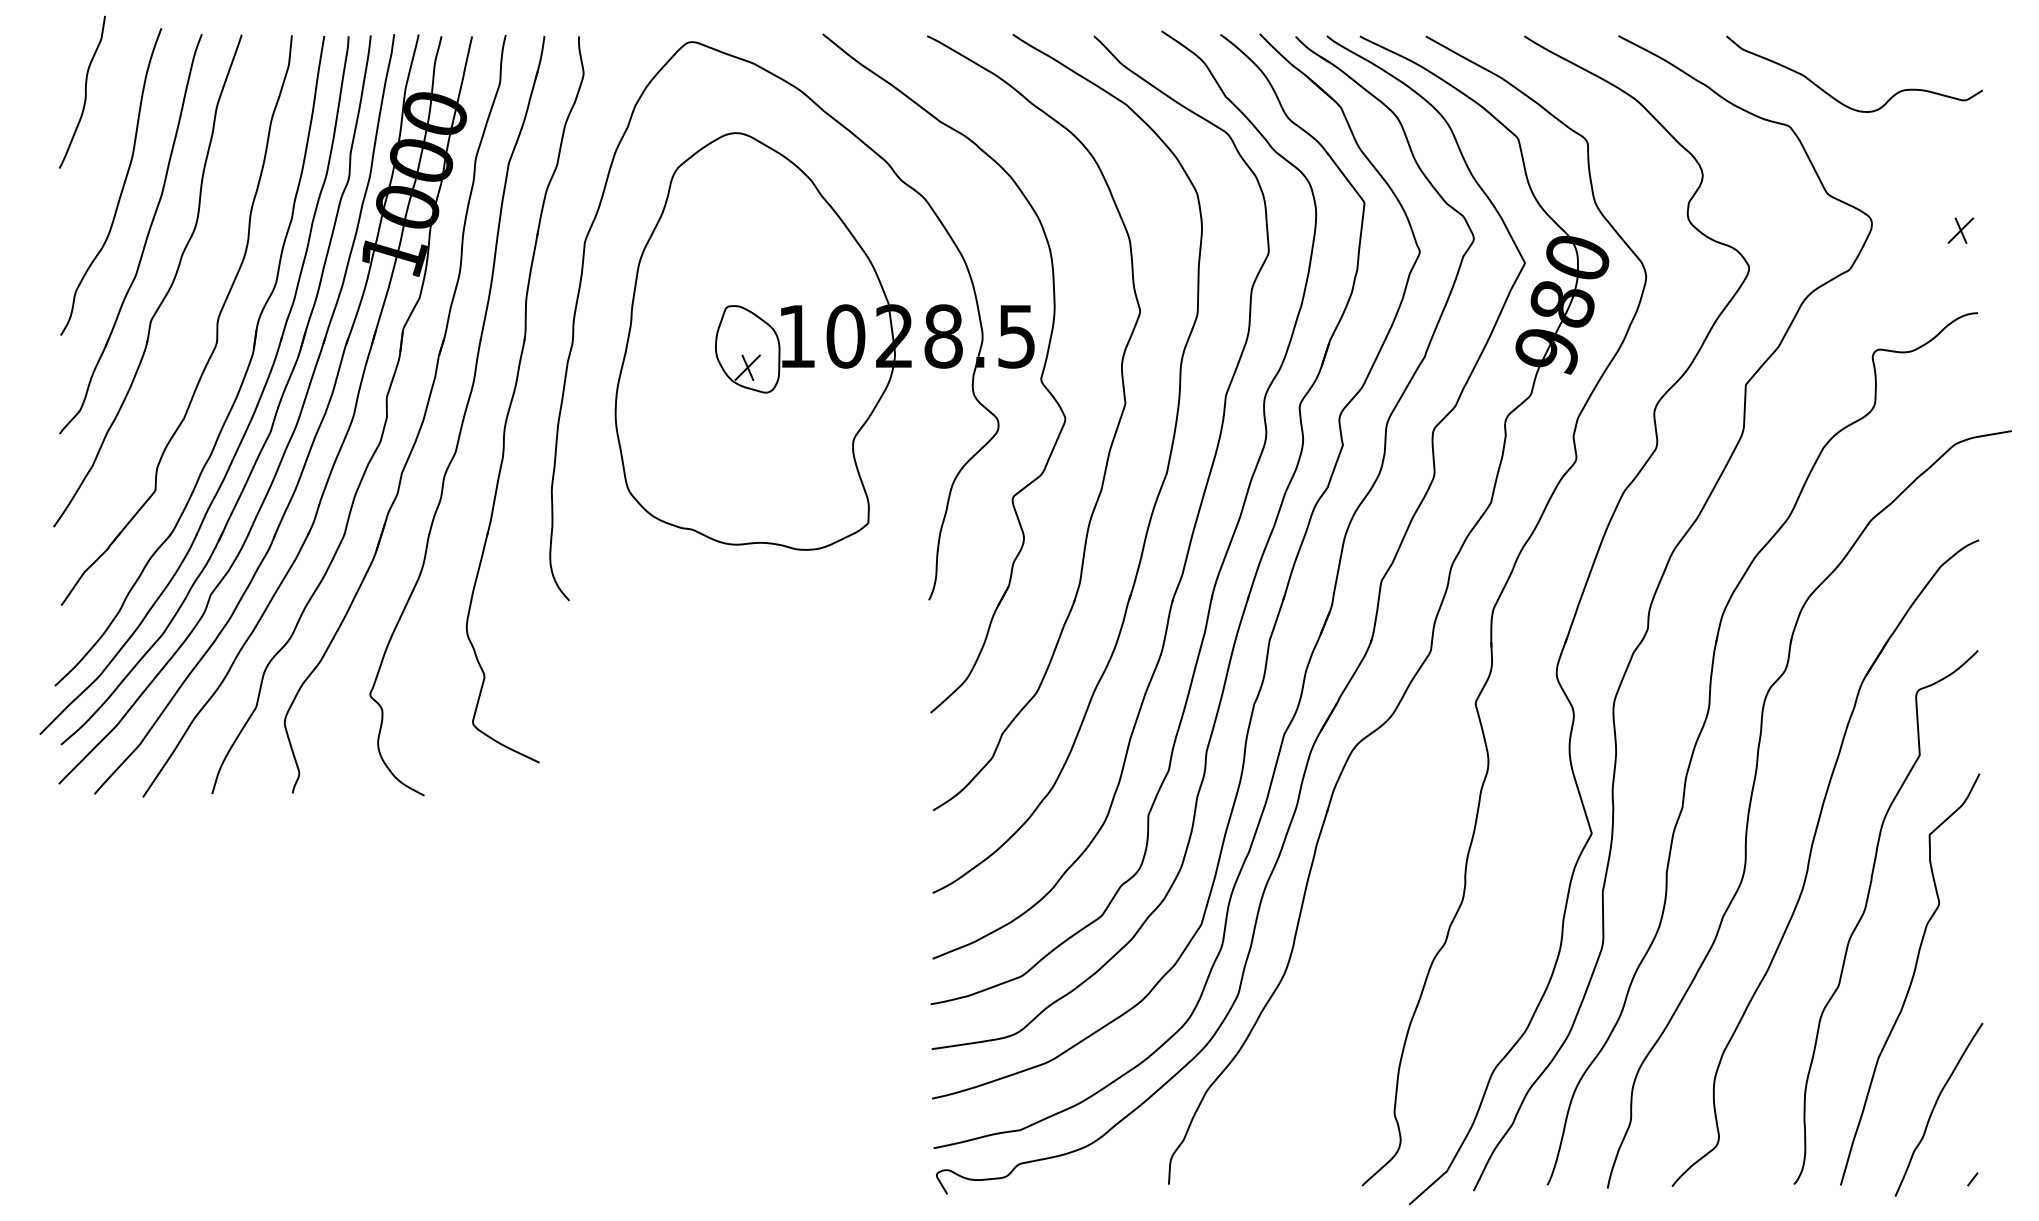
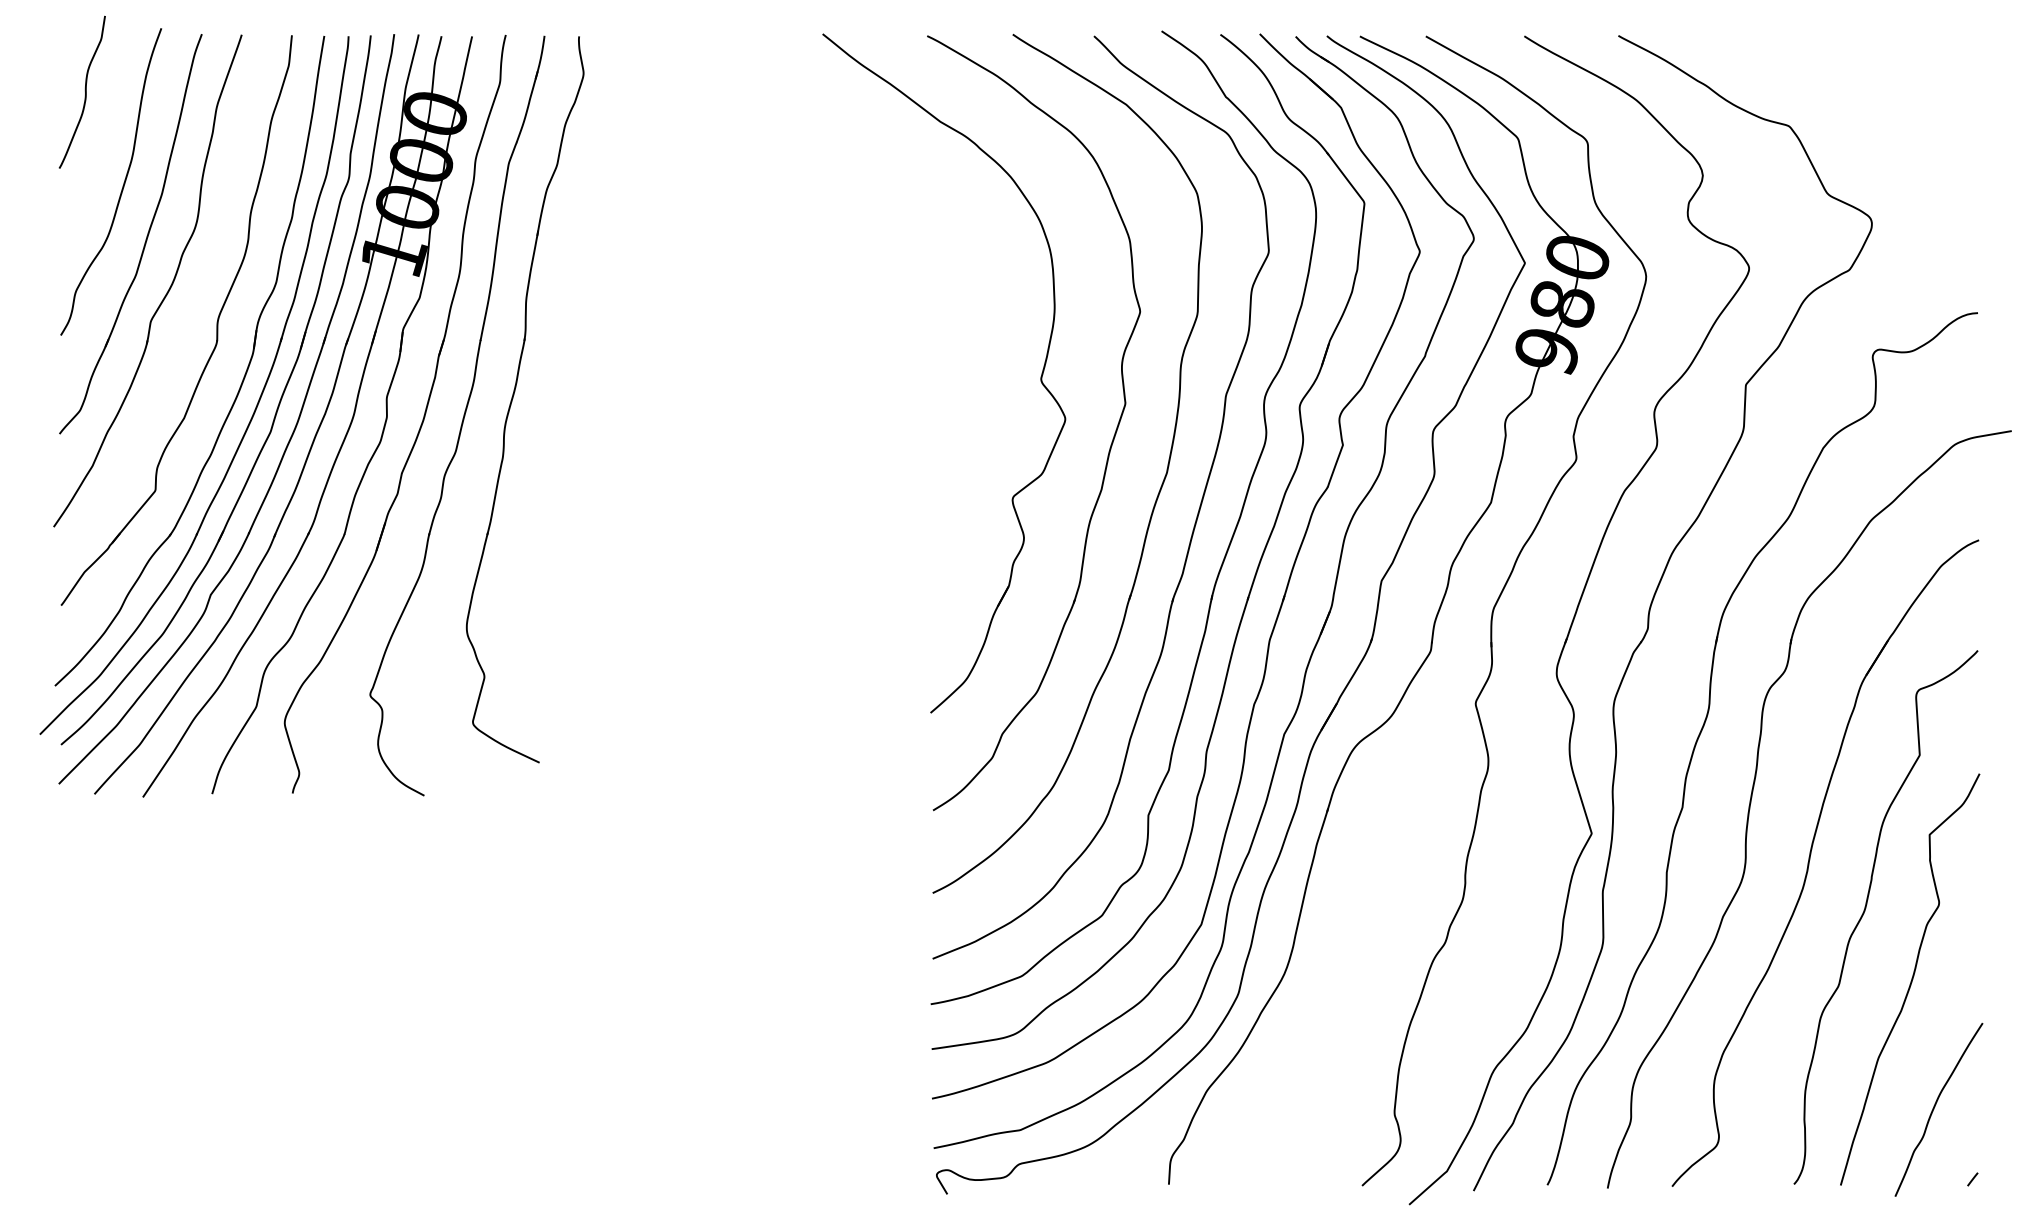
curve: present -> none (1837, 99)
part: present -> none (1960, 230)
part: present -> none (791, 321)
